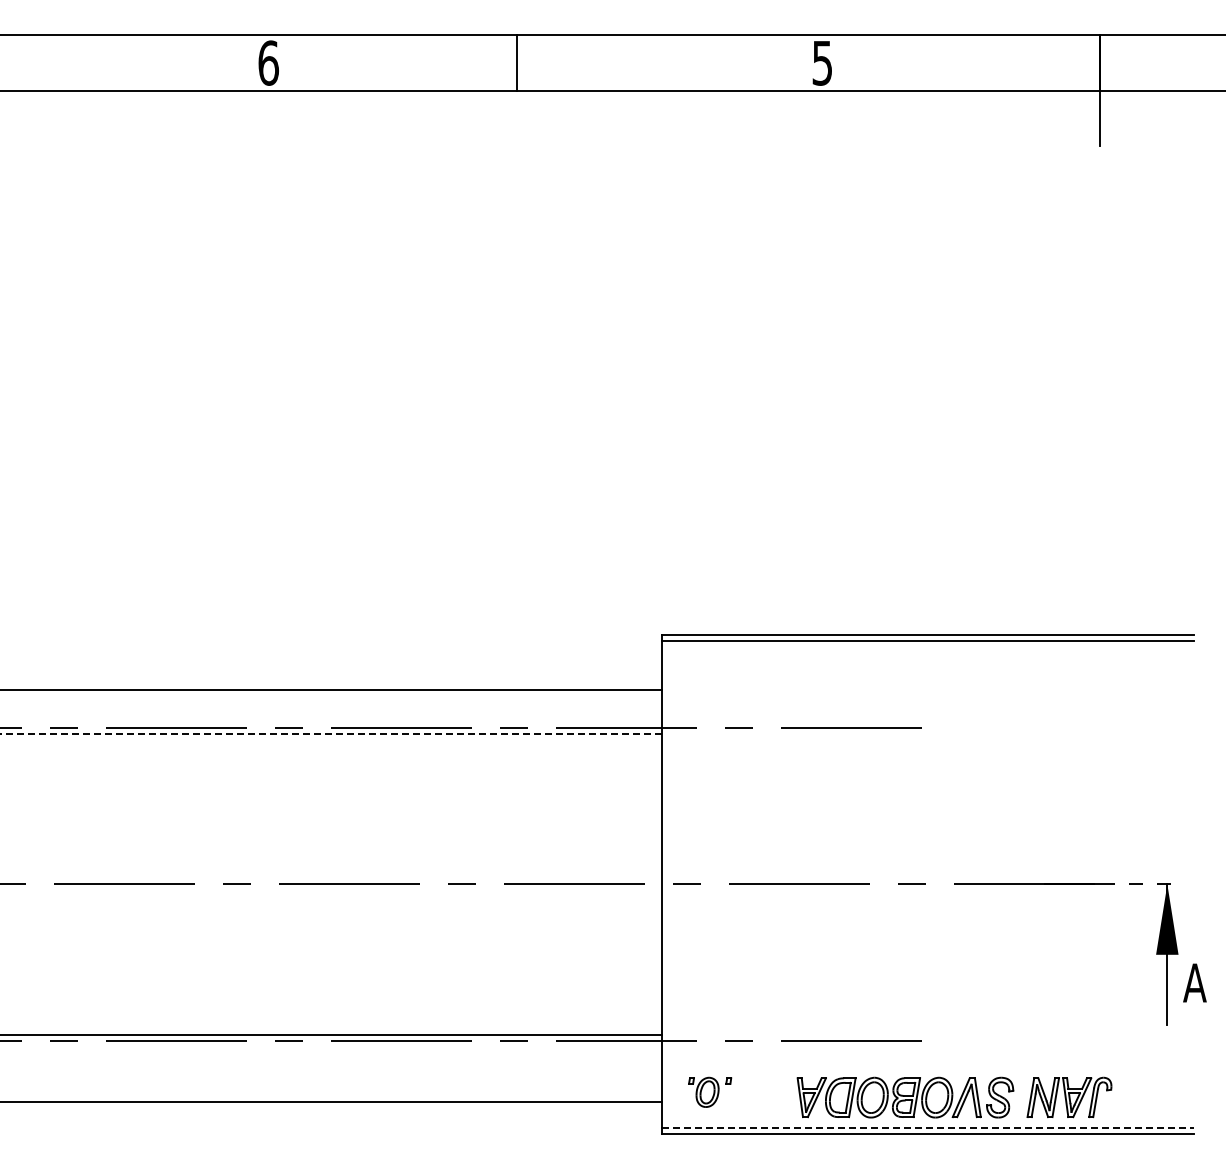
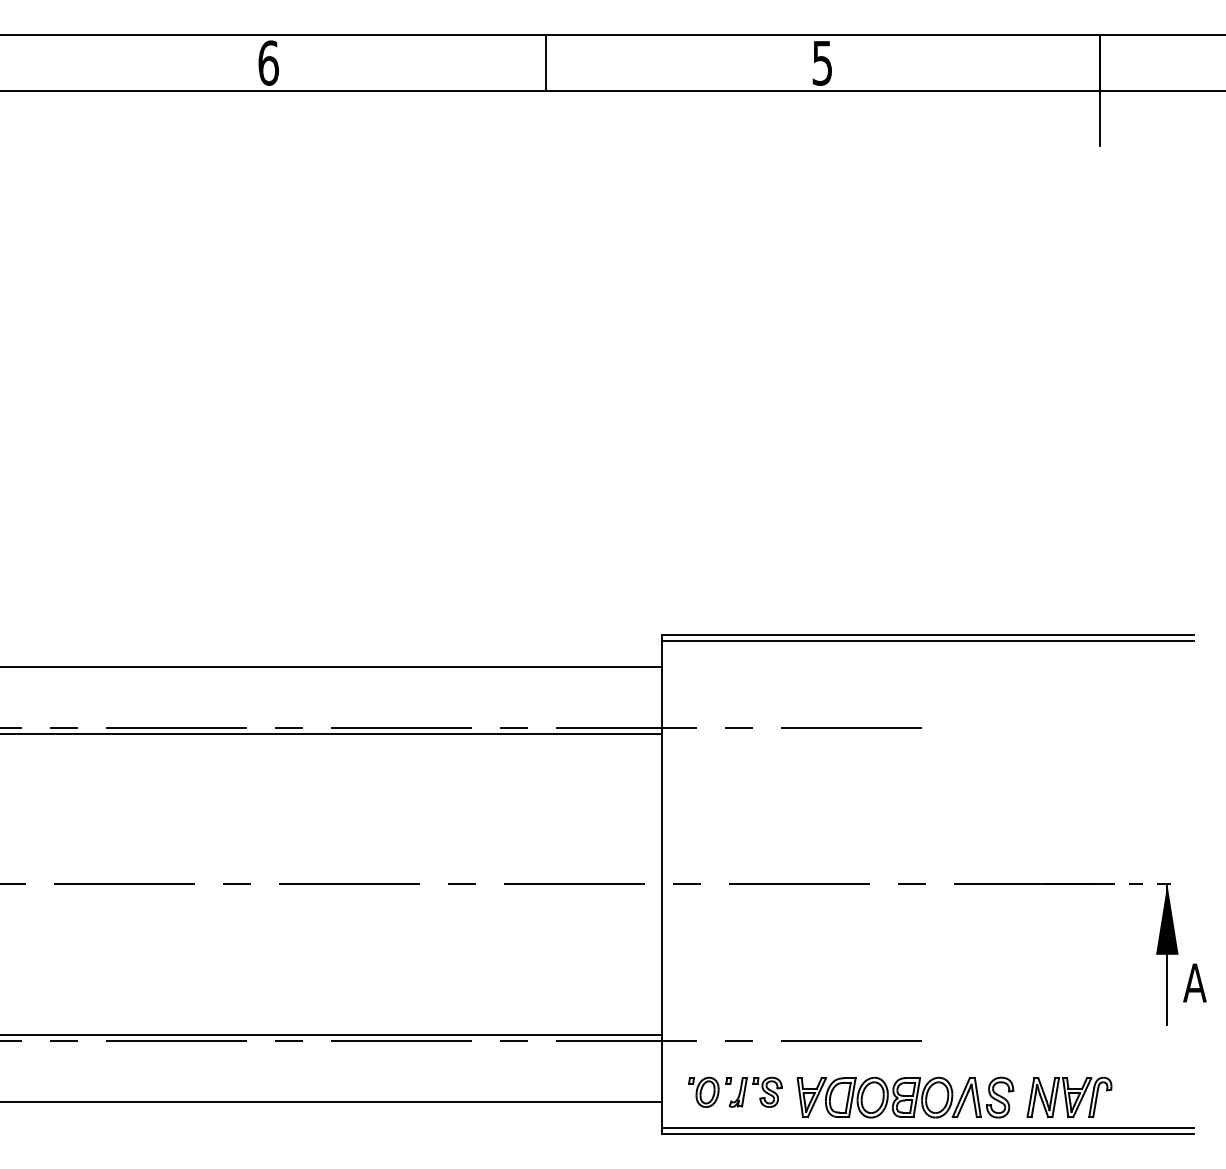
line position: (517, 62) -> (546, 62) (546, 62)
line position: (331, 690) -> (331, 667) (331, 667)
line: dashed -> solid (331, 733)
part: none -> present (755, 1084)
line: dashed -> solid (927, 1128)
